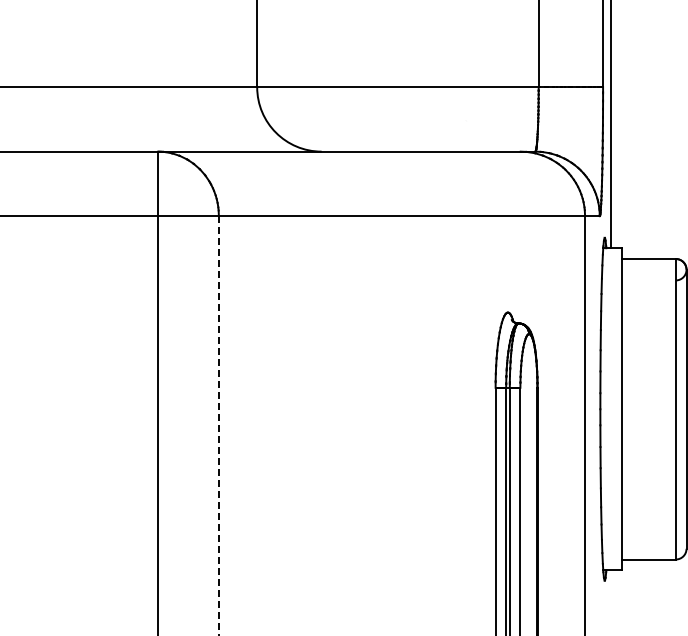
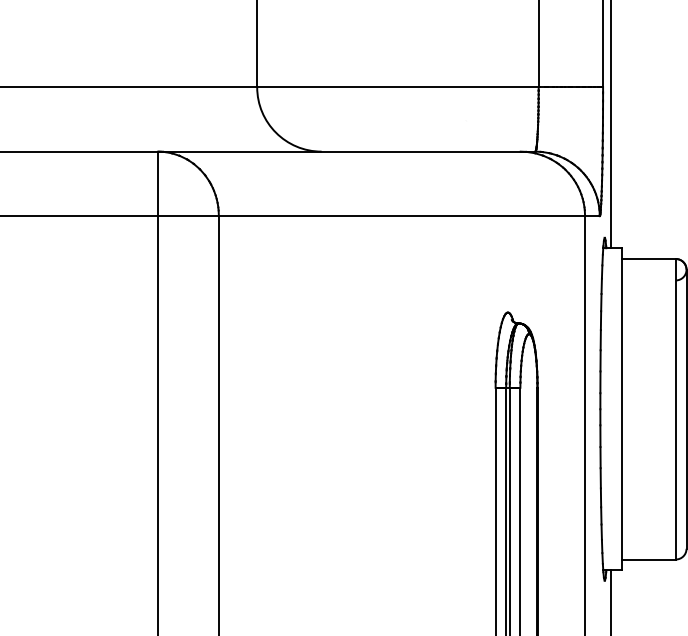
line: dashed -> solid (218, 425)
line: none -> present (611, 601)
